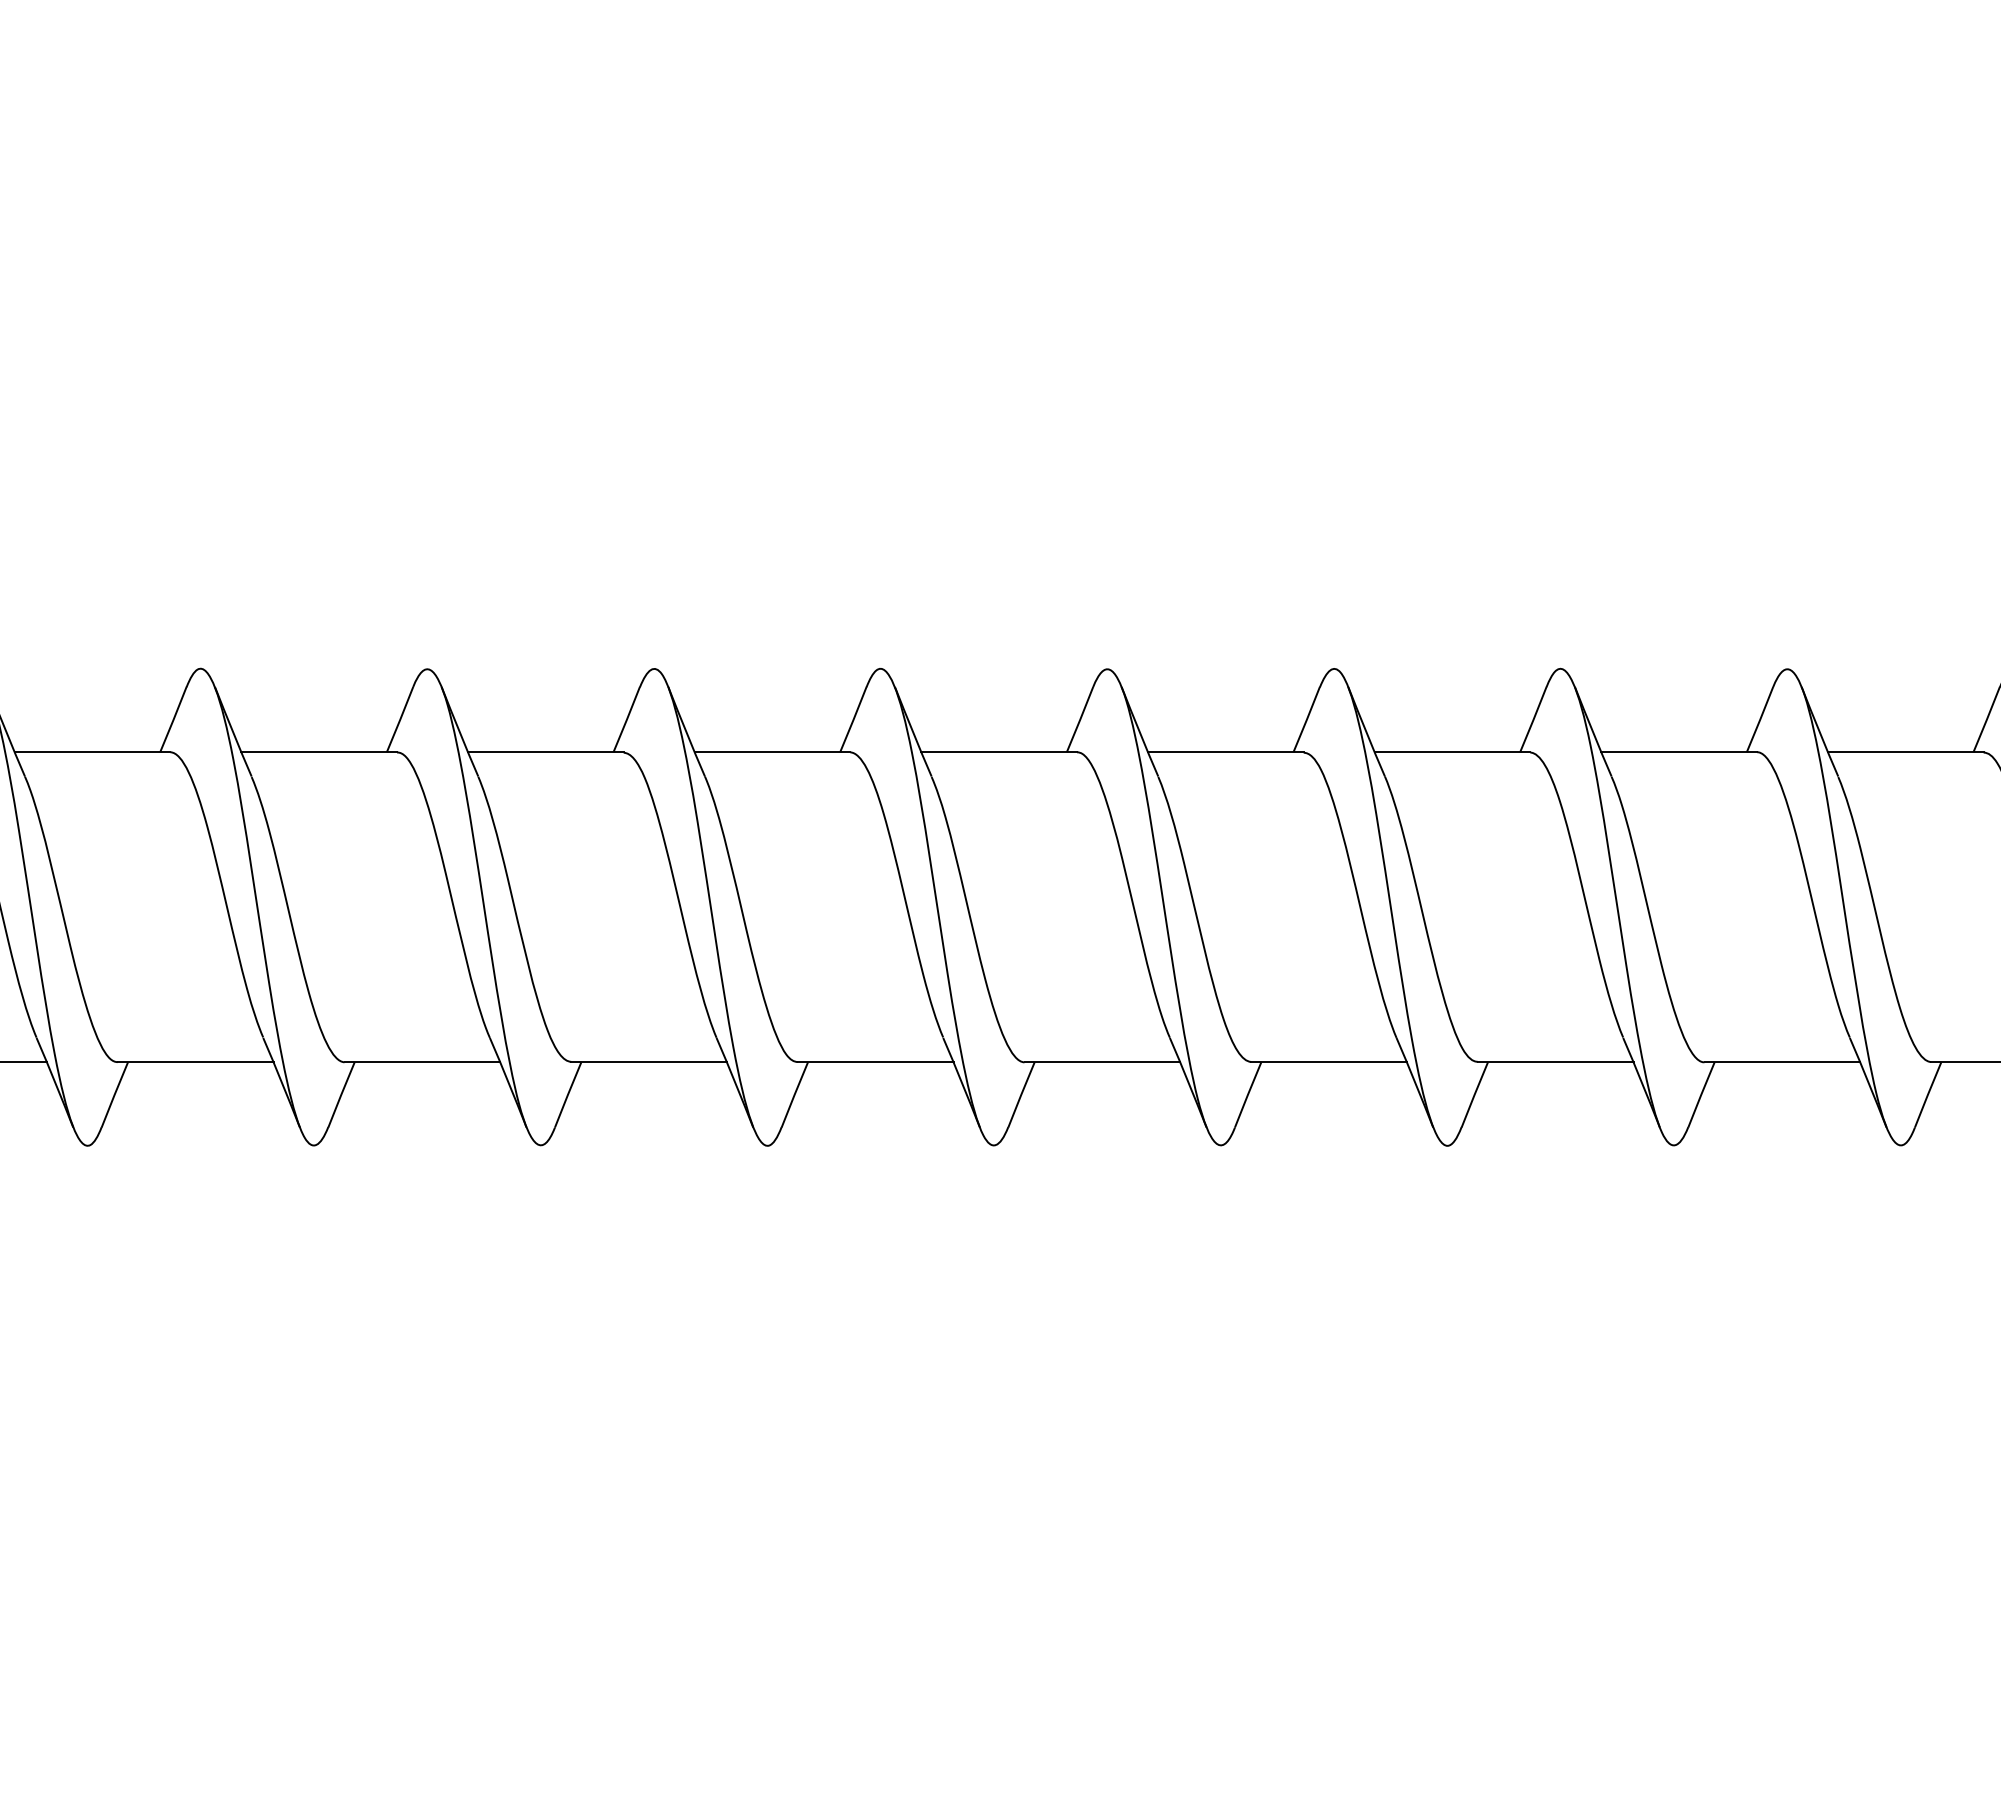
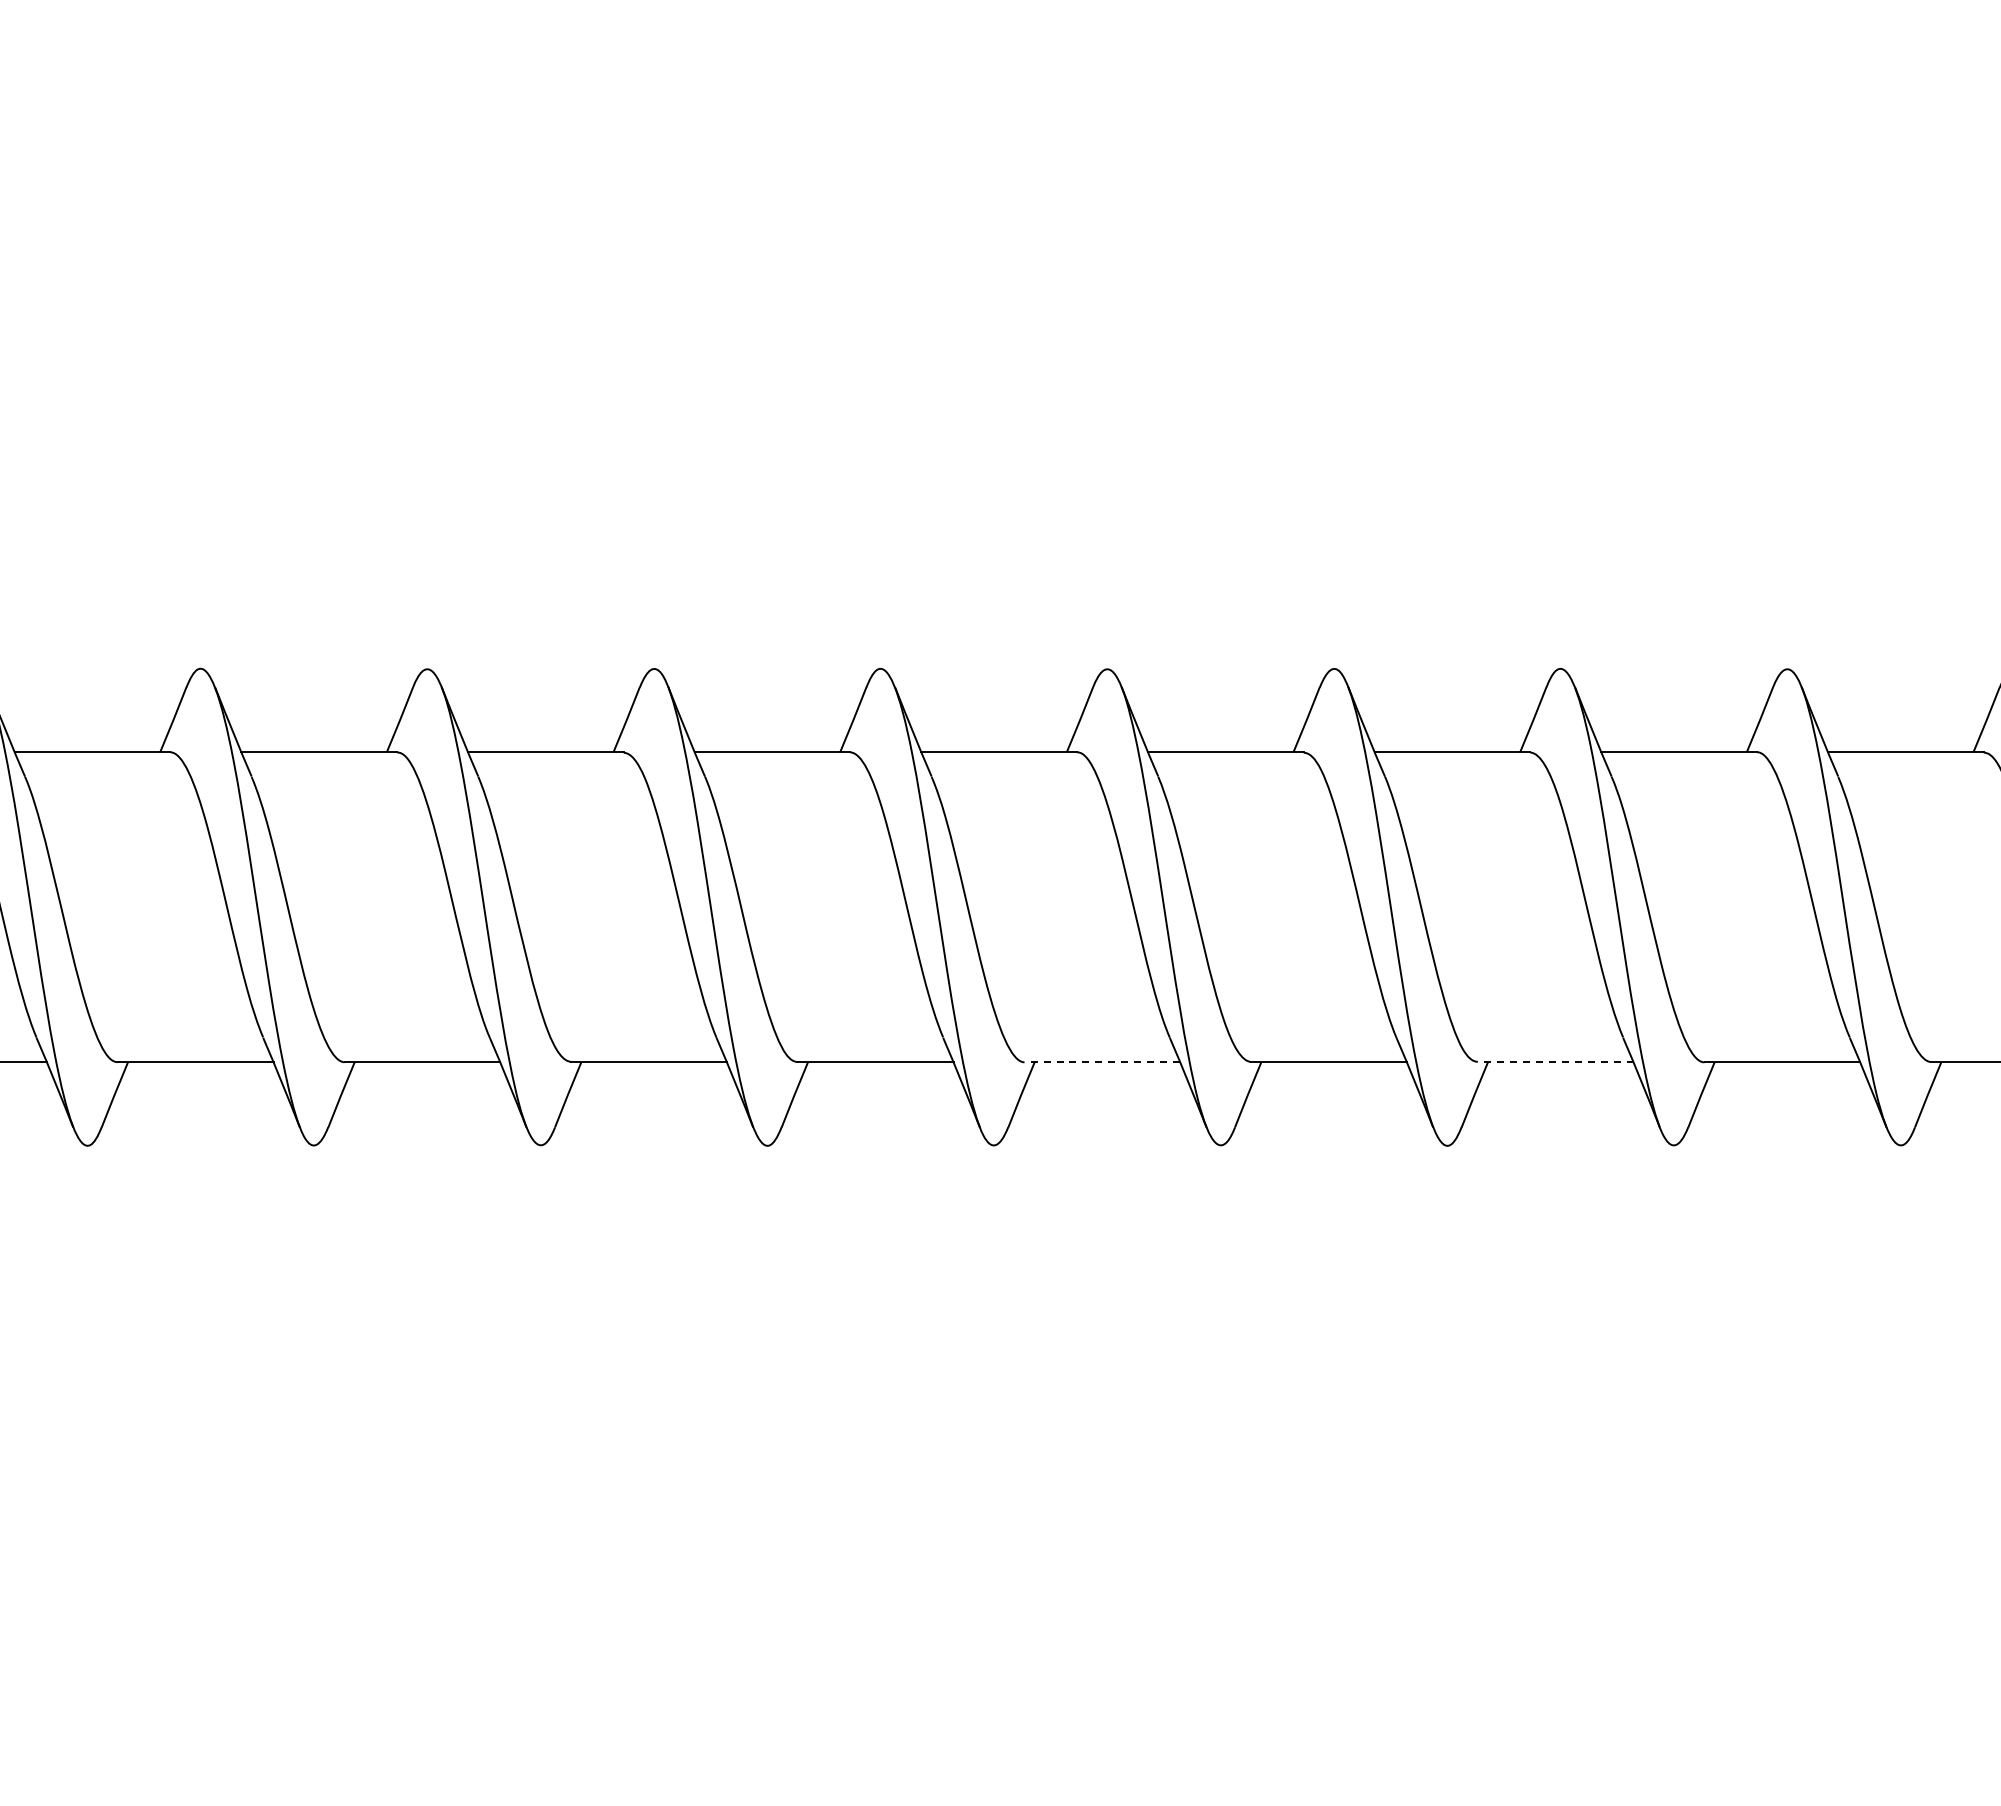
line: solid -> dashed (1102, 1062)
line: solid -> dashed (1555, 1062)
